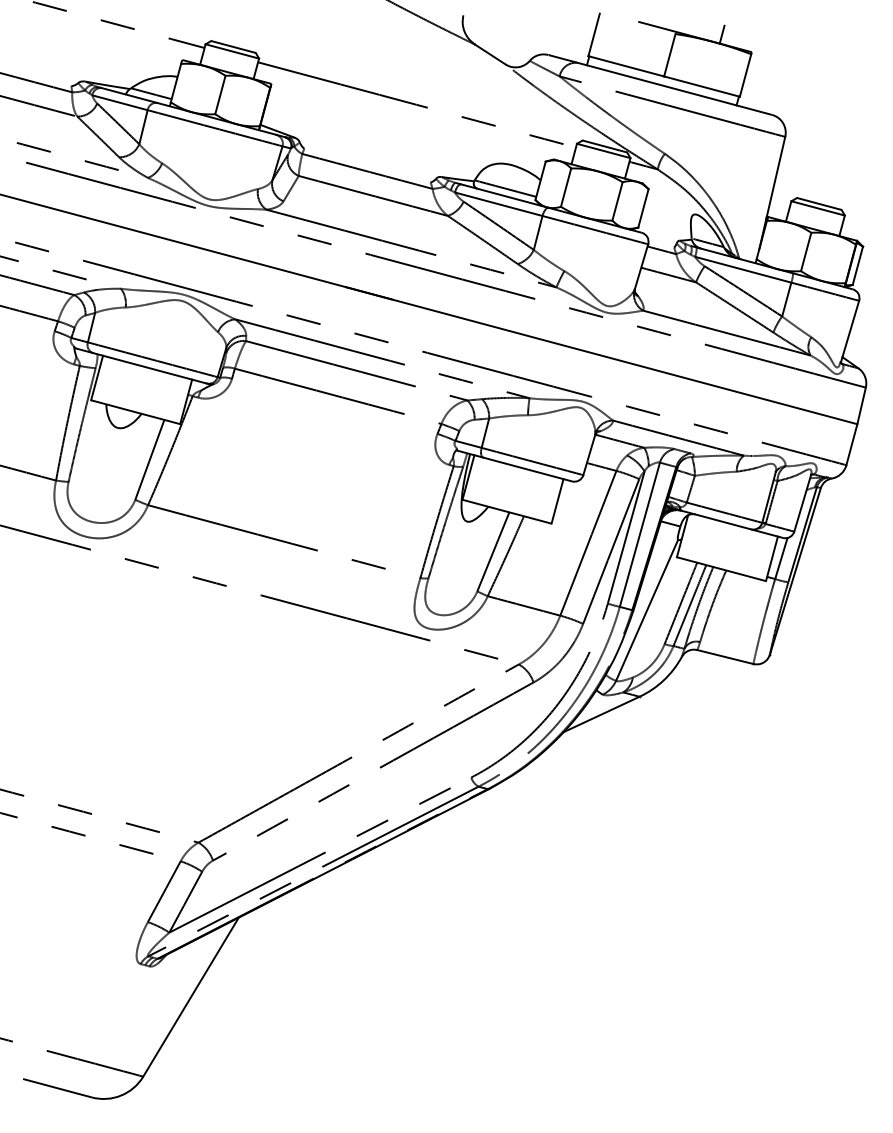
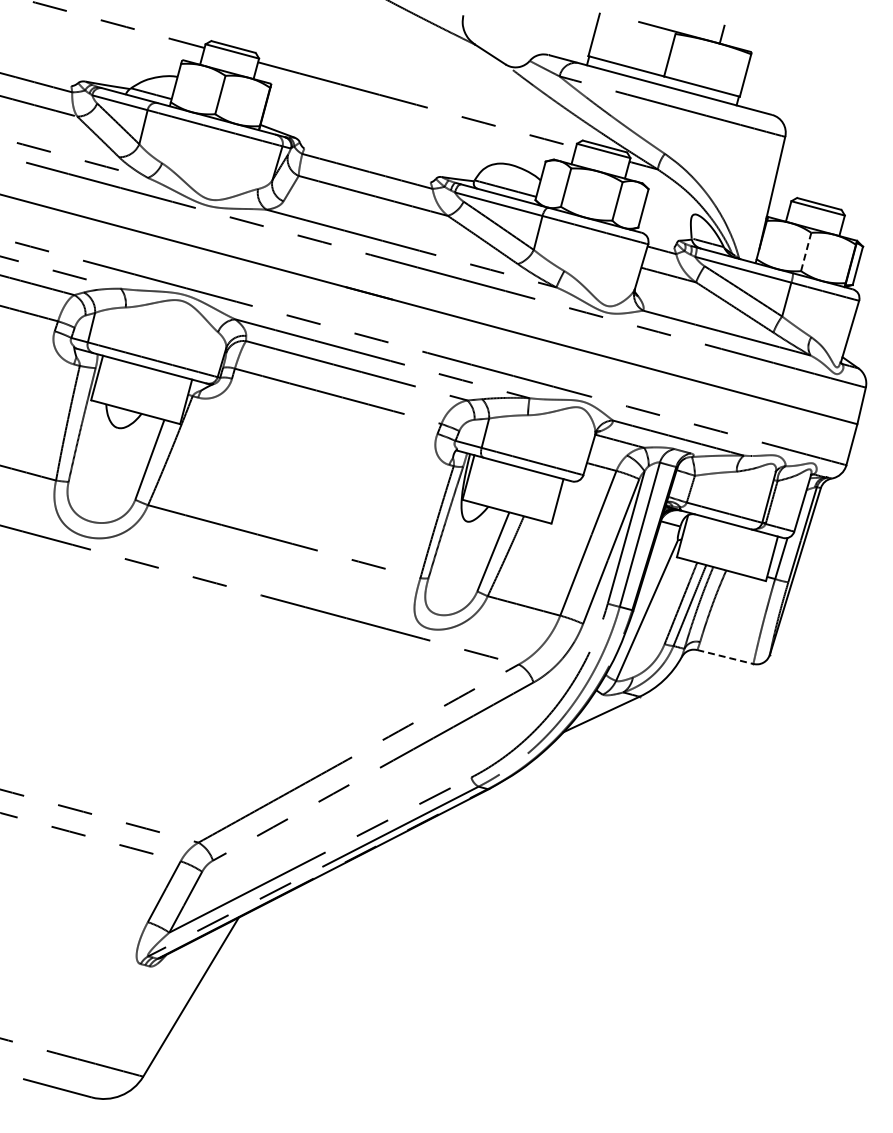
line: solid -> dashed (806, 252)
line: solid -> dashed (725, 657)
